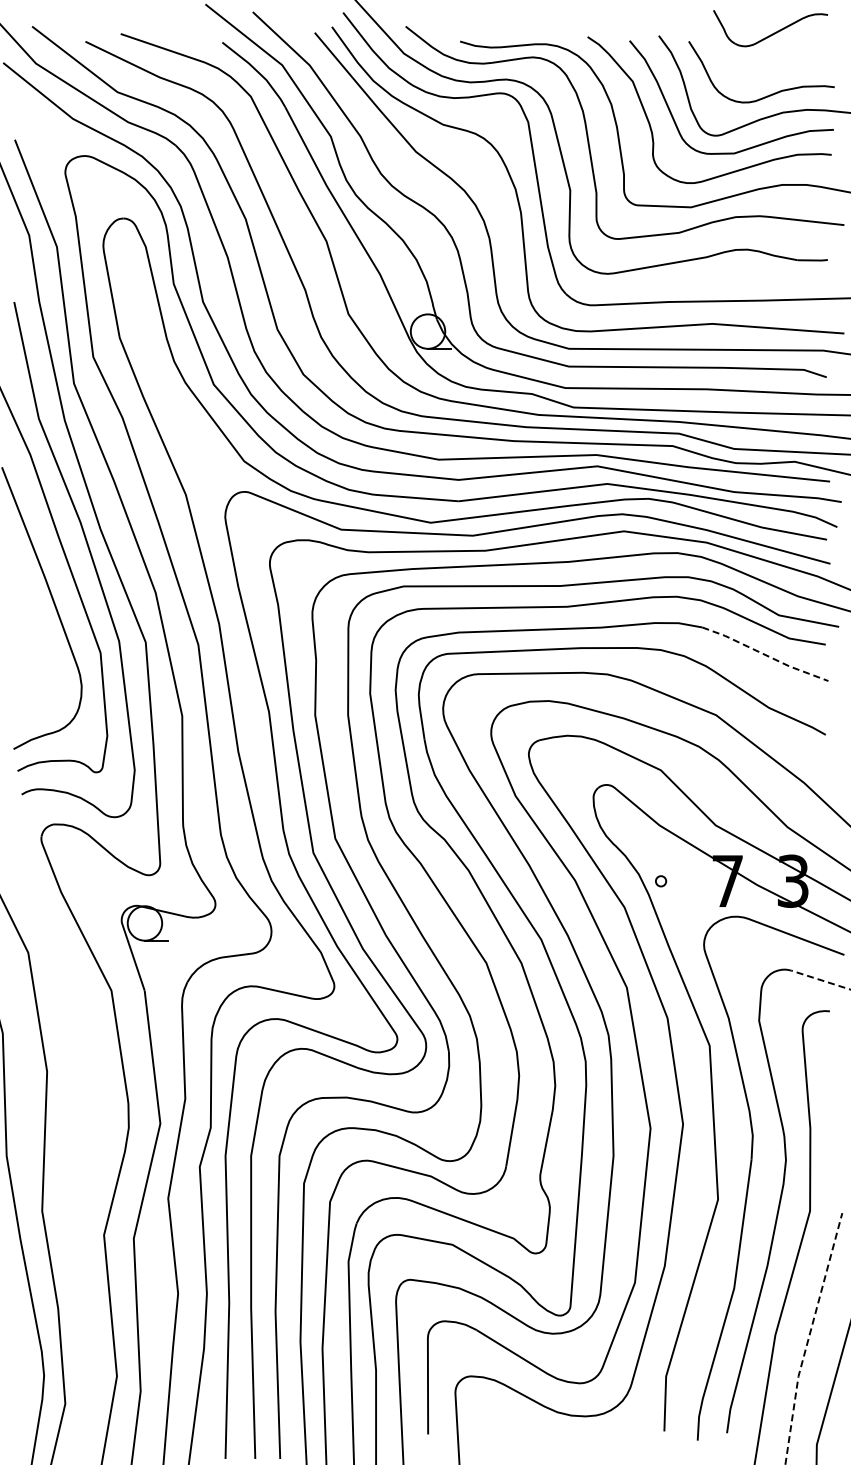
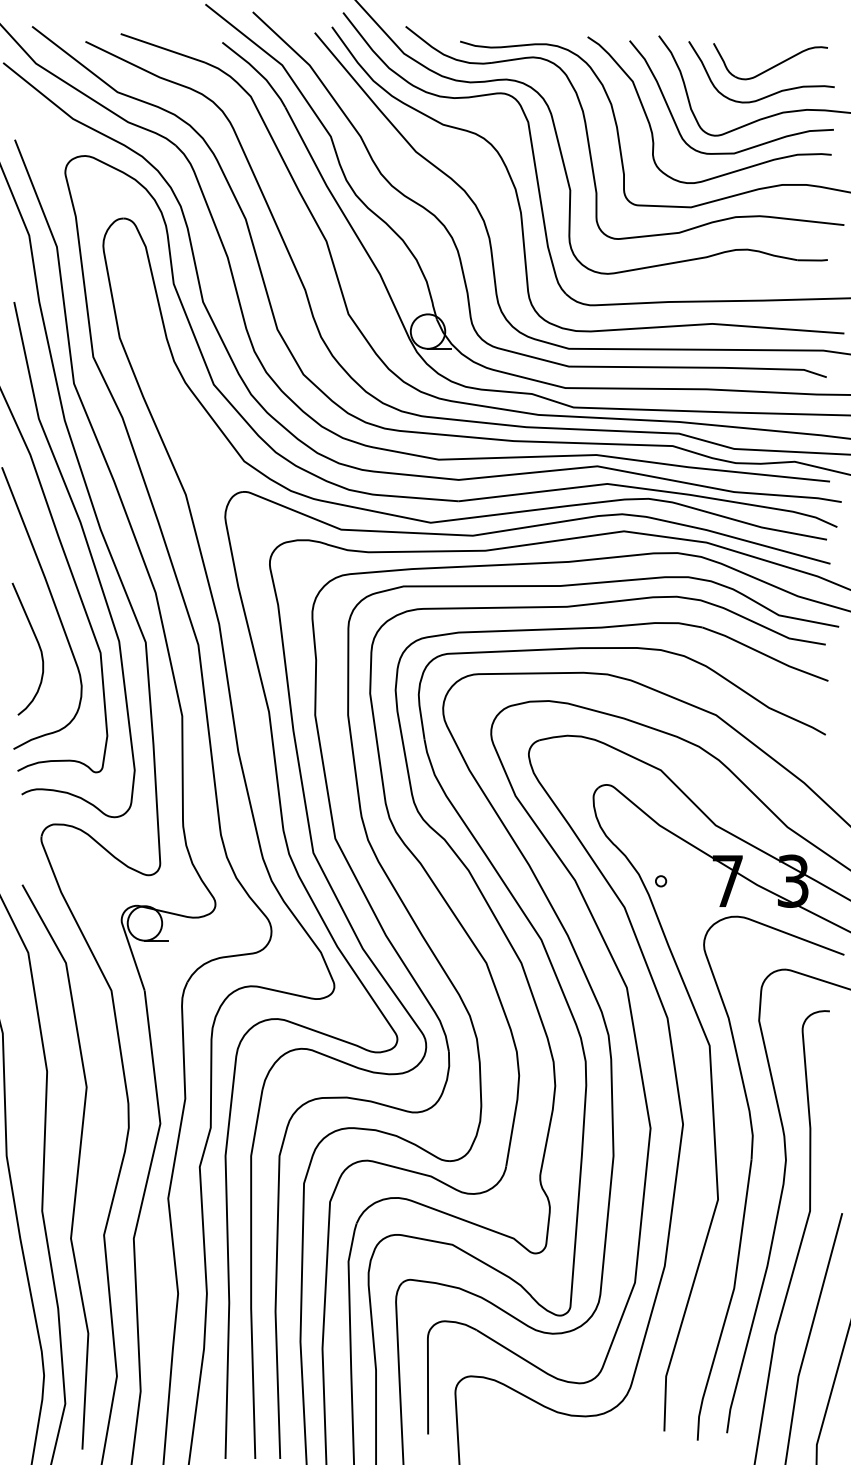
part position: (770, 28) -> (770, 61) (770, 61)
curve: none -> present (37, 643)
line: dashed -> solid (765, 654)
line: dashed -> solid (817, 978)
curve: none -> present (77, 1166)
line: dashed -> solid (808, 1338)
